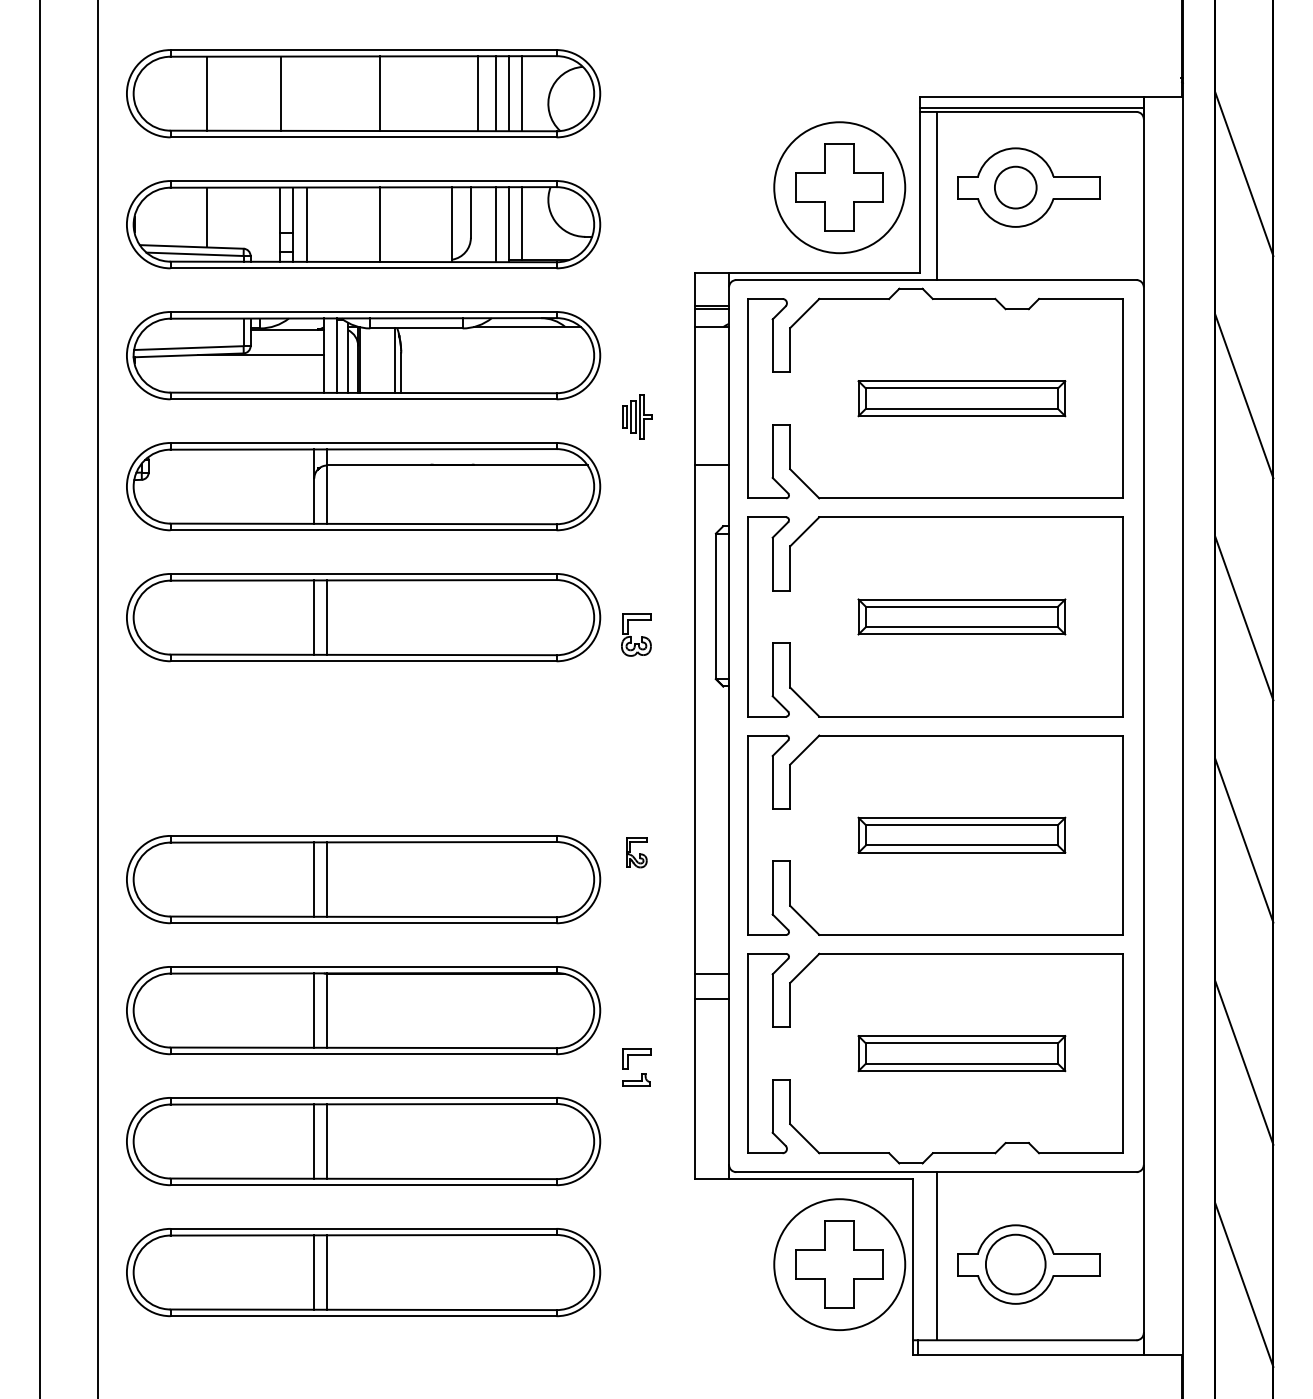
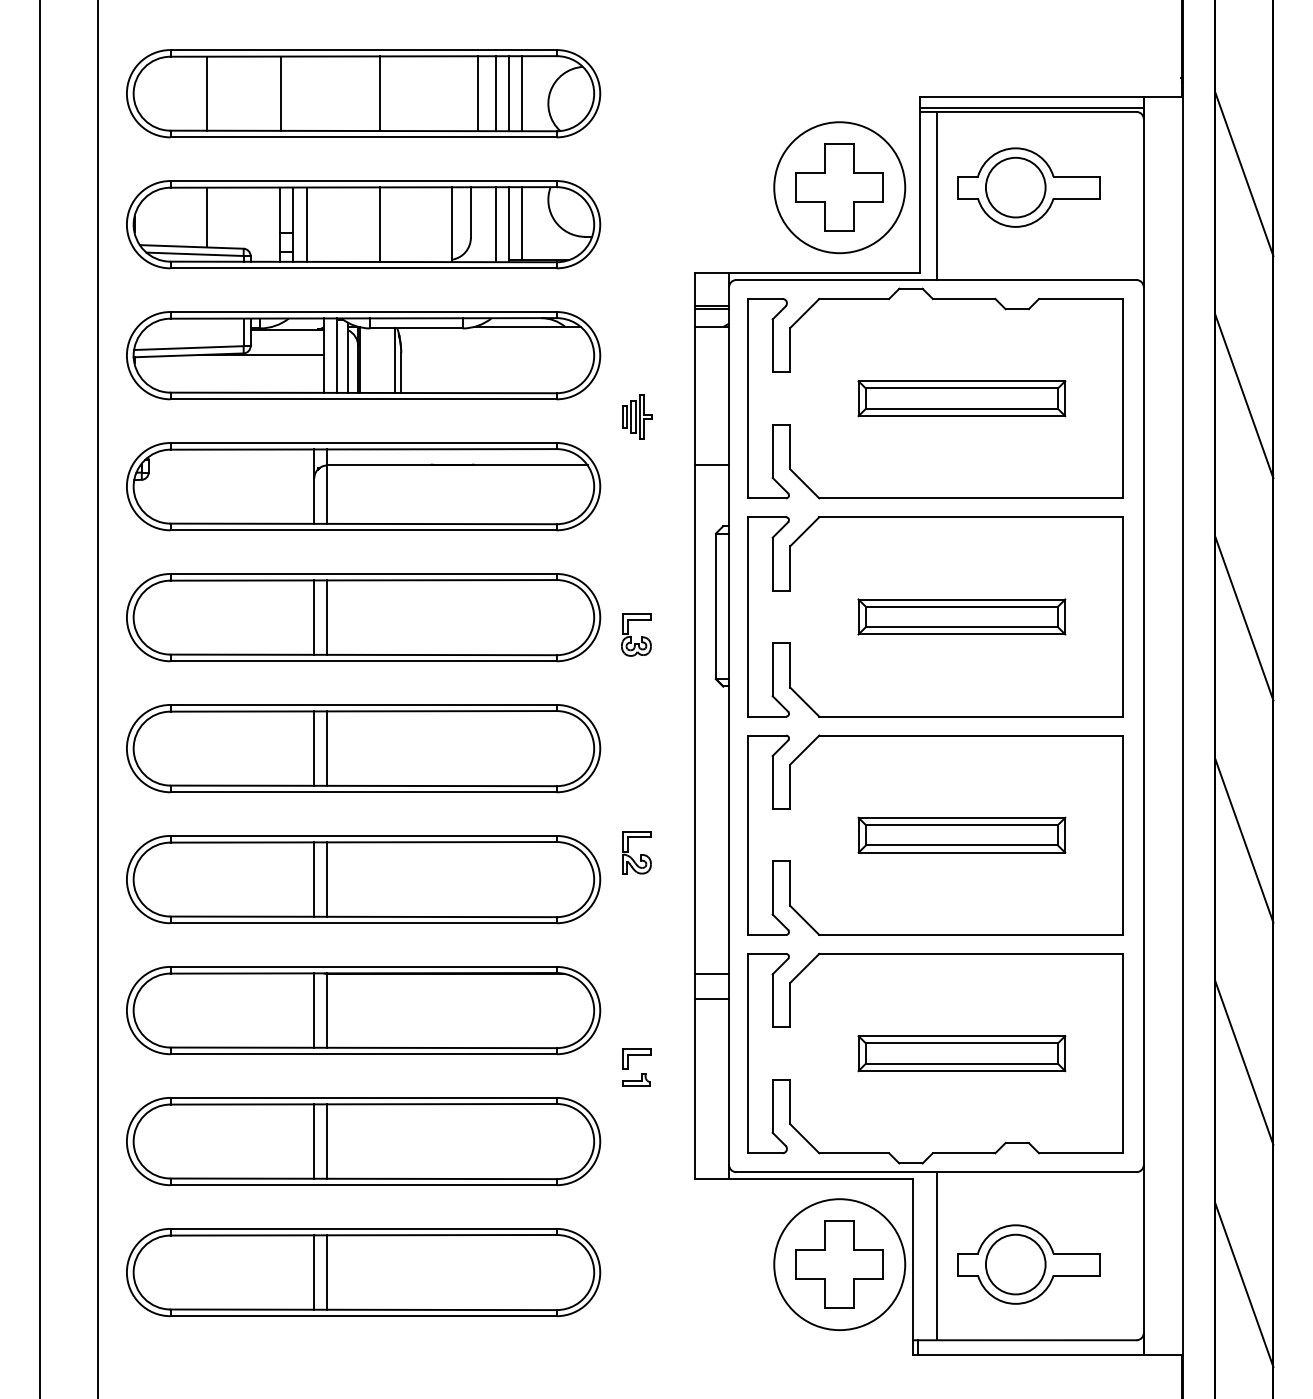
circle diameter: 42 px -> 60 px (1015, 187)
part: none -> present (363, 748)
part size: 22x32 px -> 30x44 px (636, 852)
